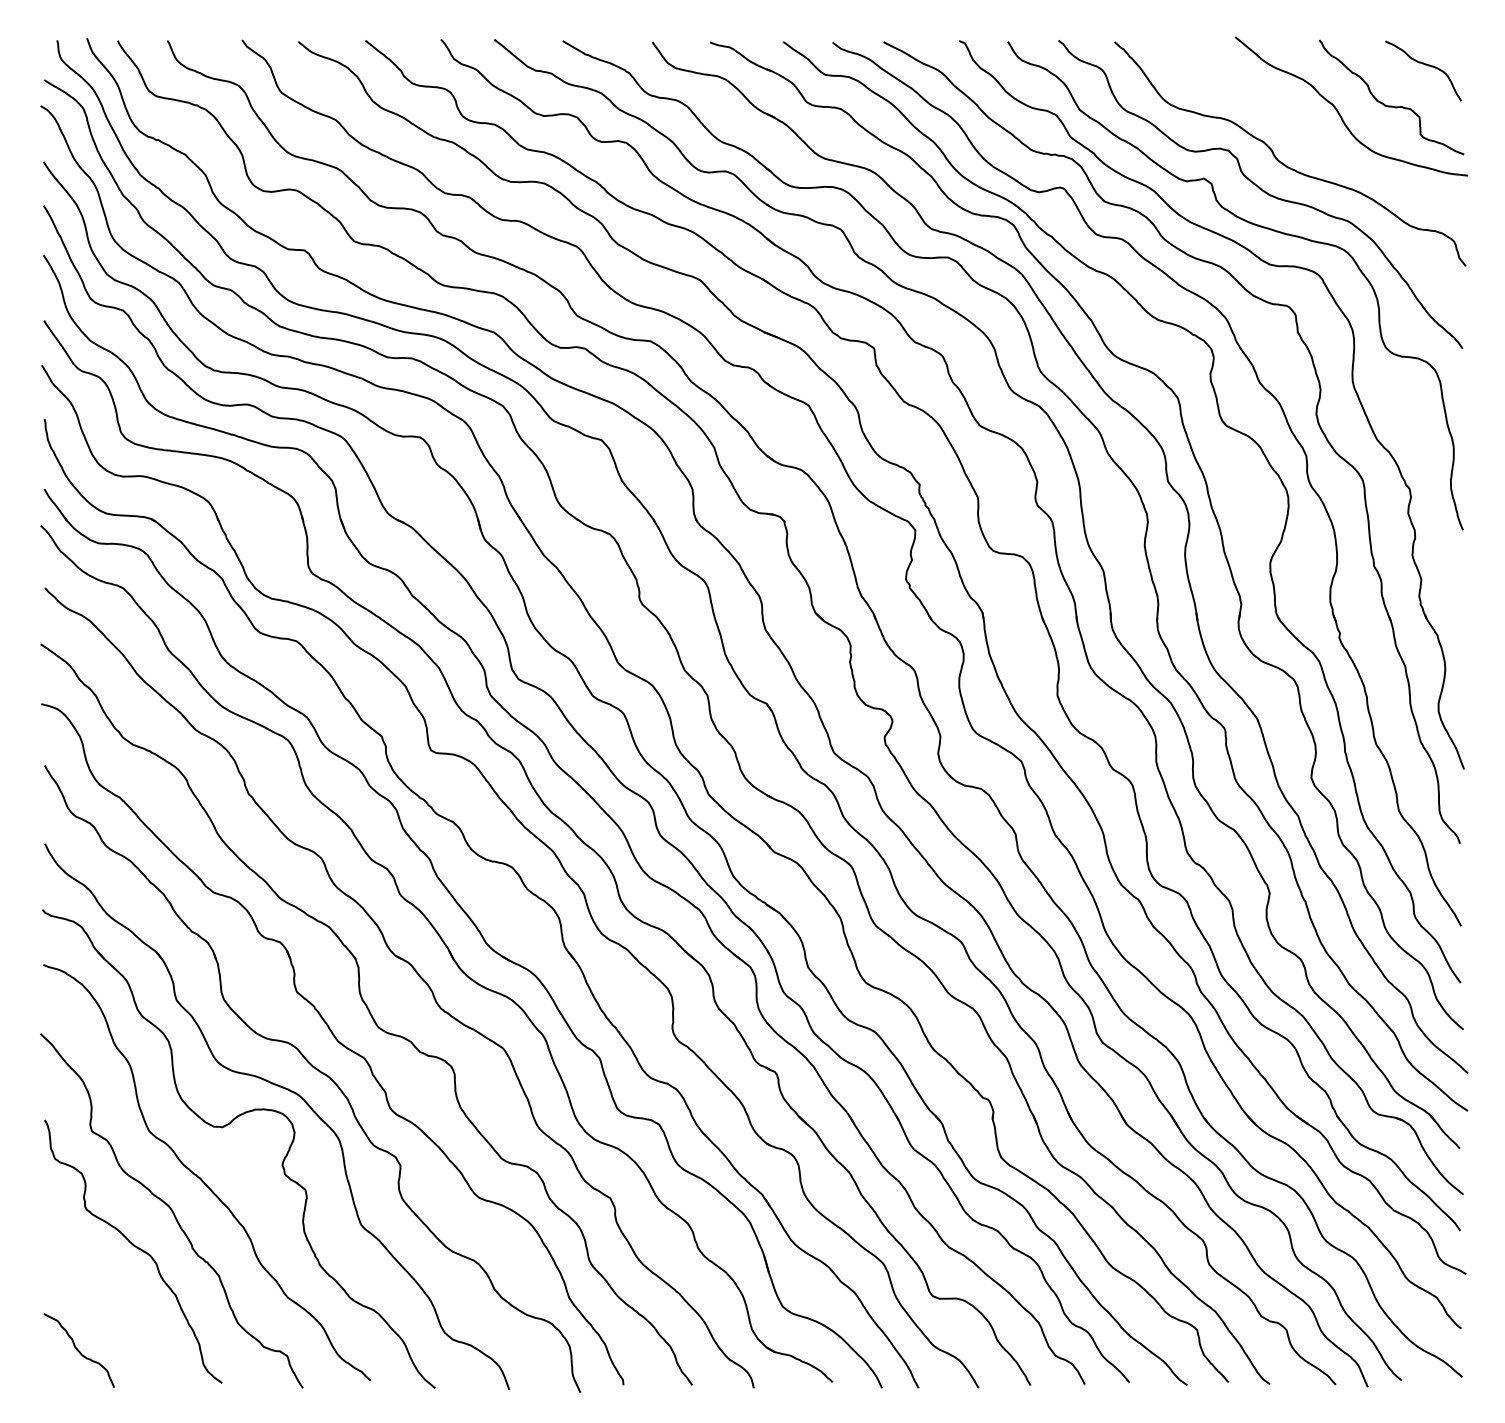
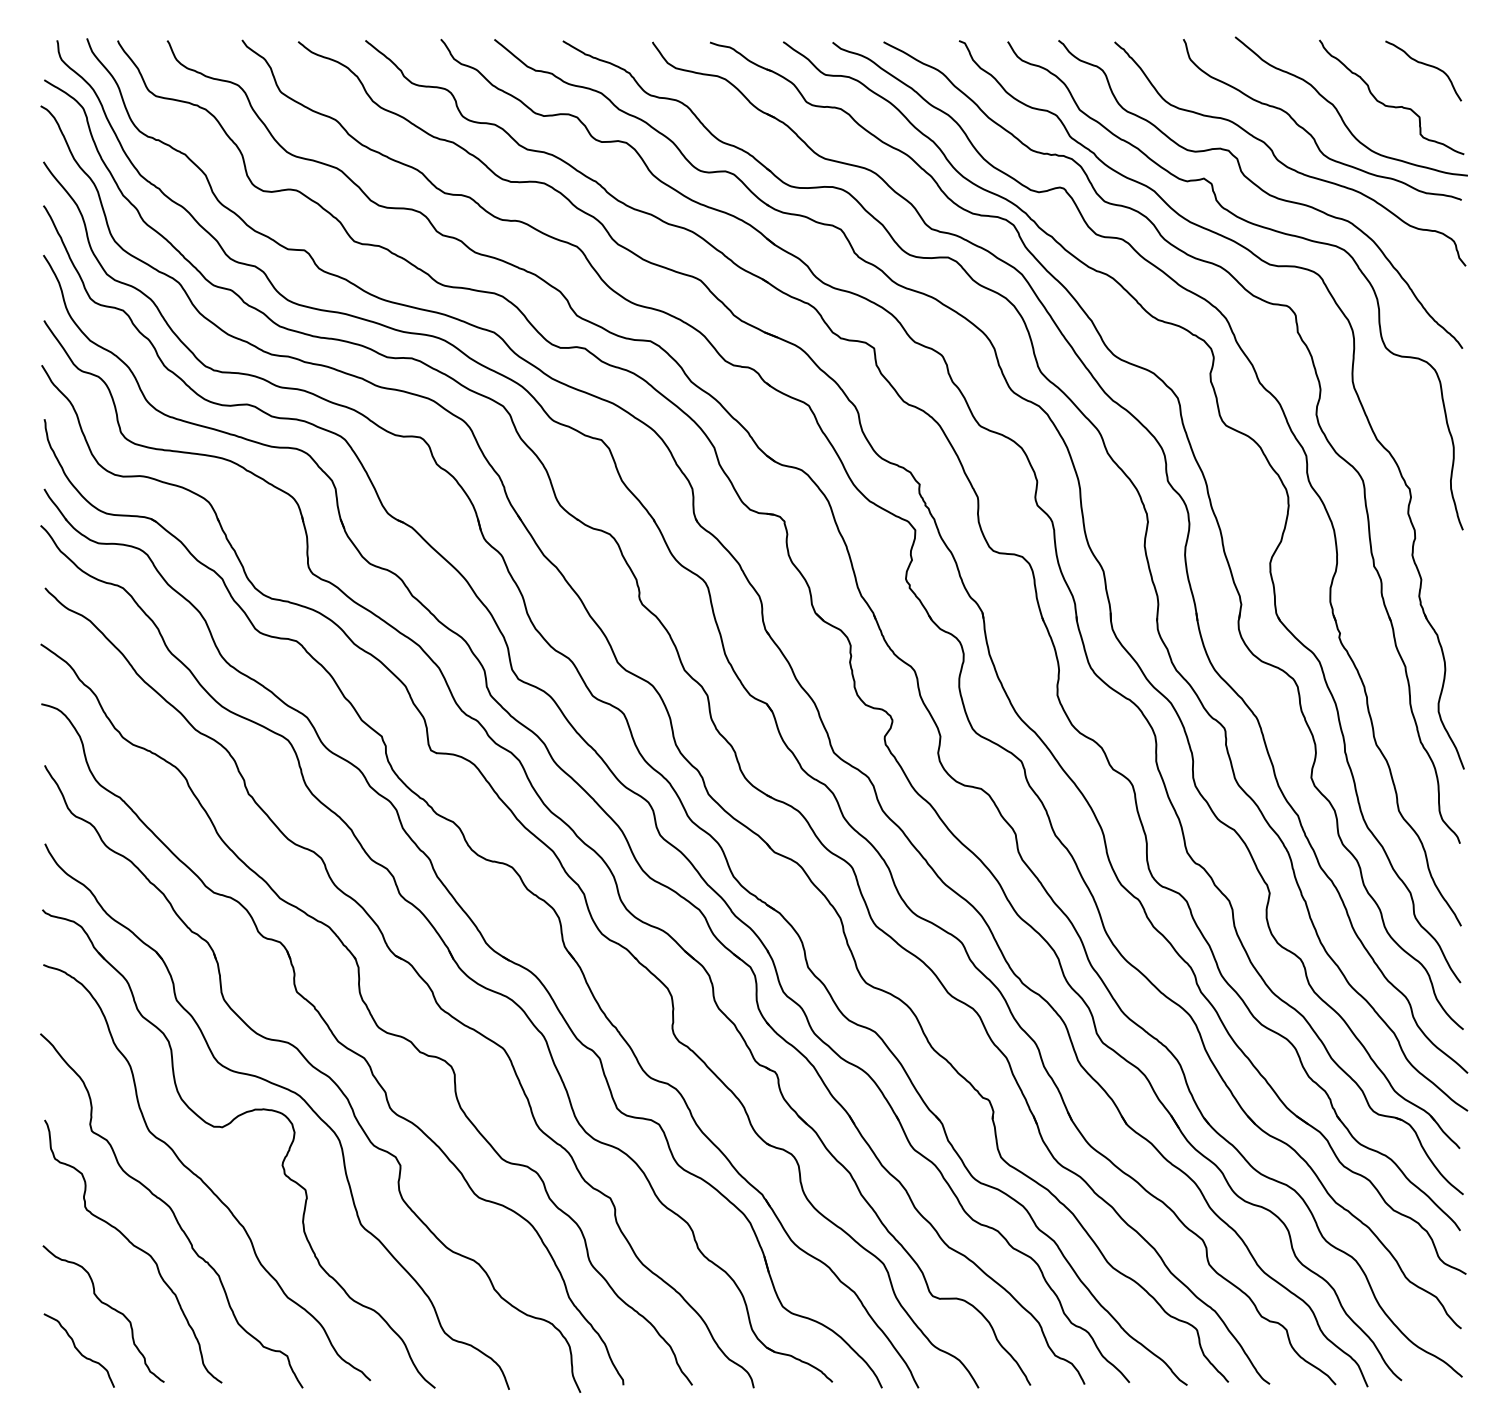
curve: none -> present (1309, 132)
curve: none -> present (107, 1306)
